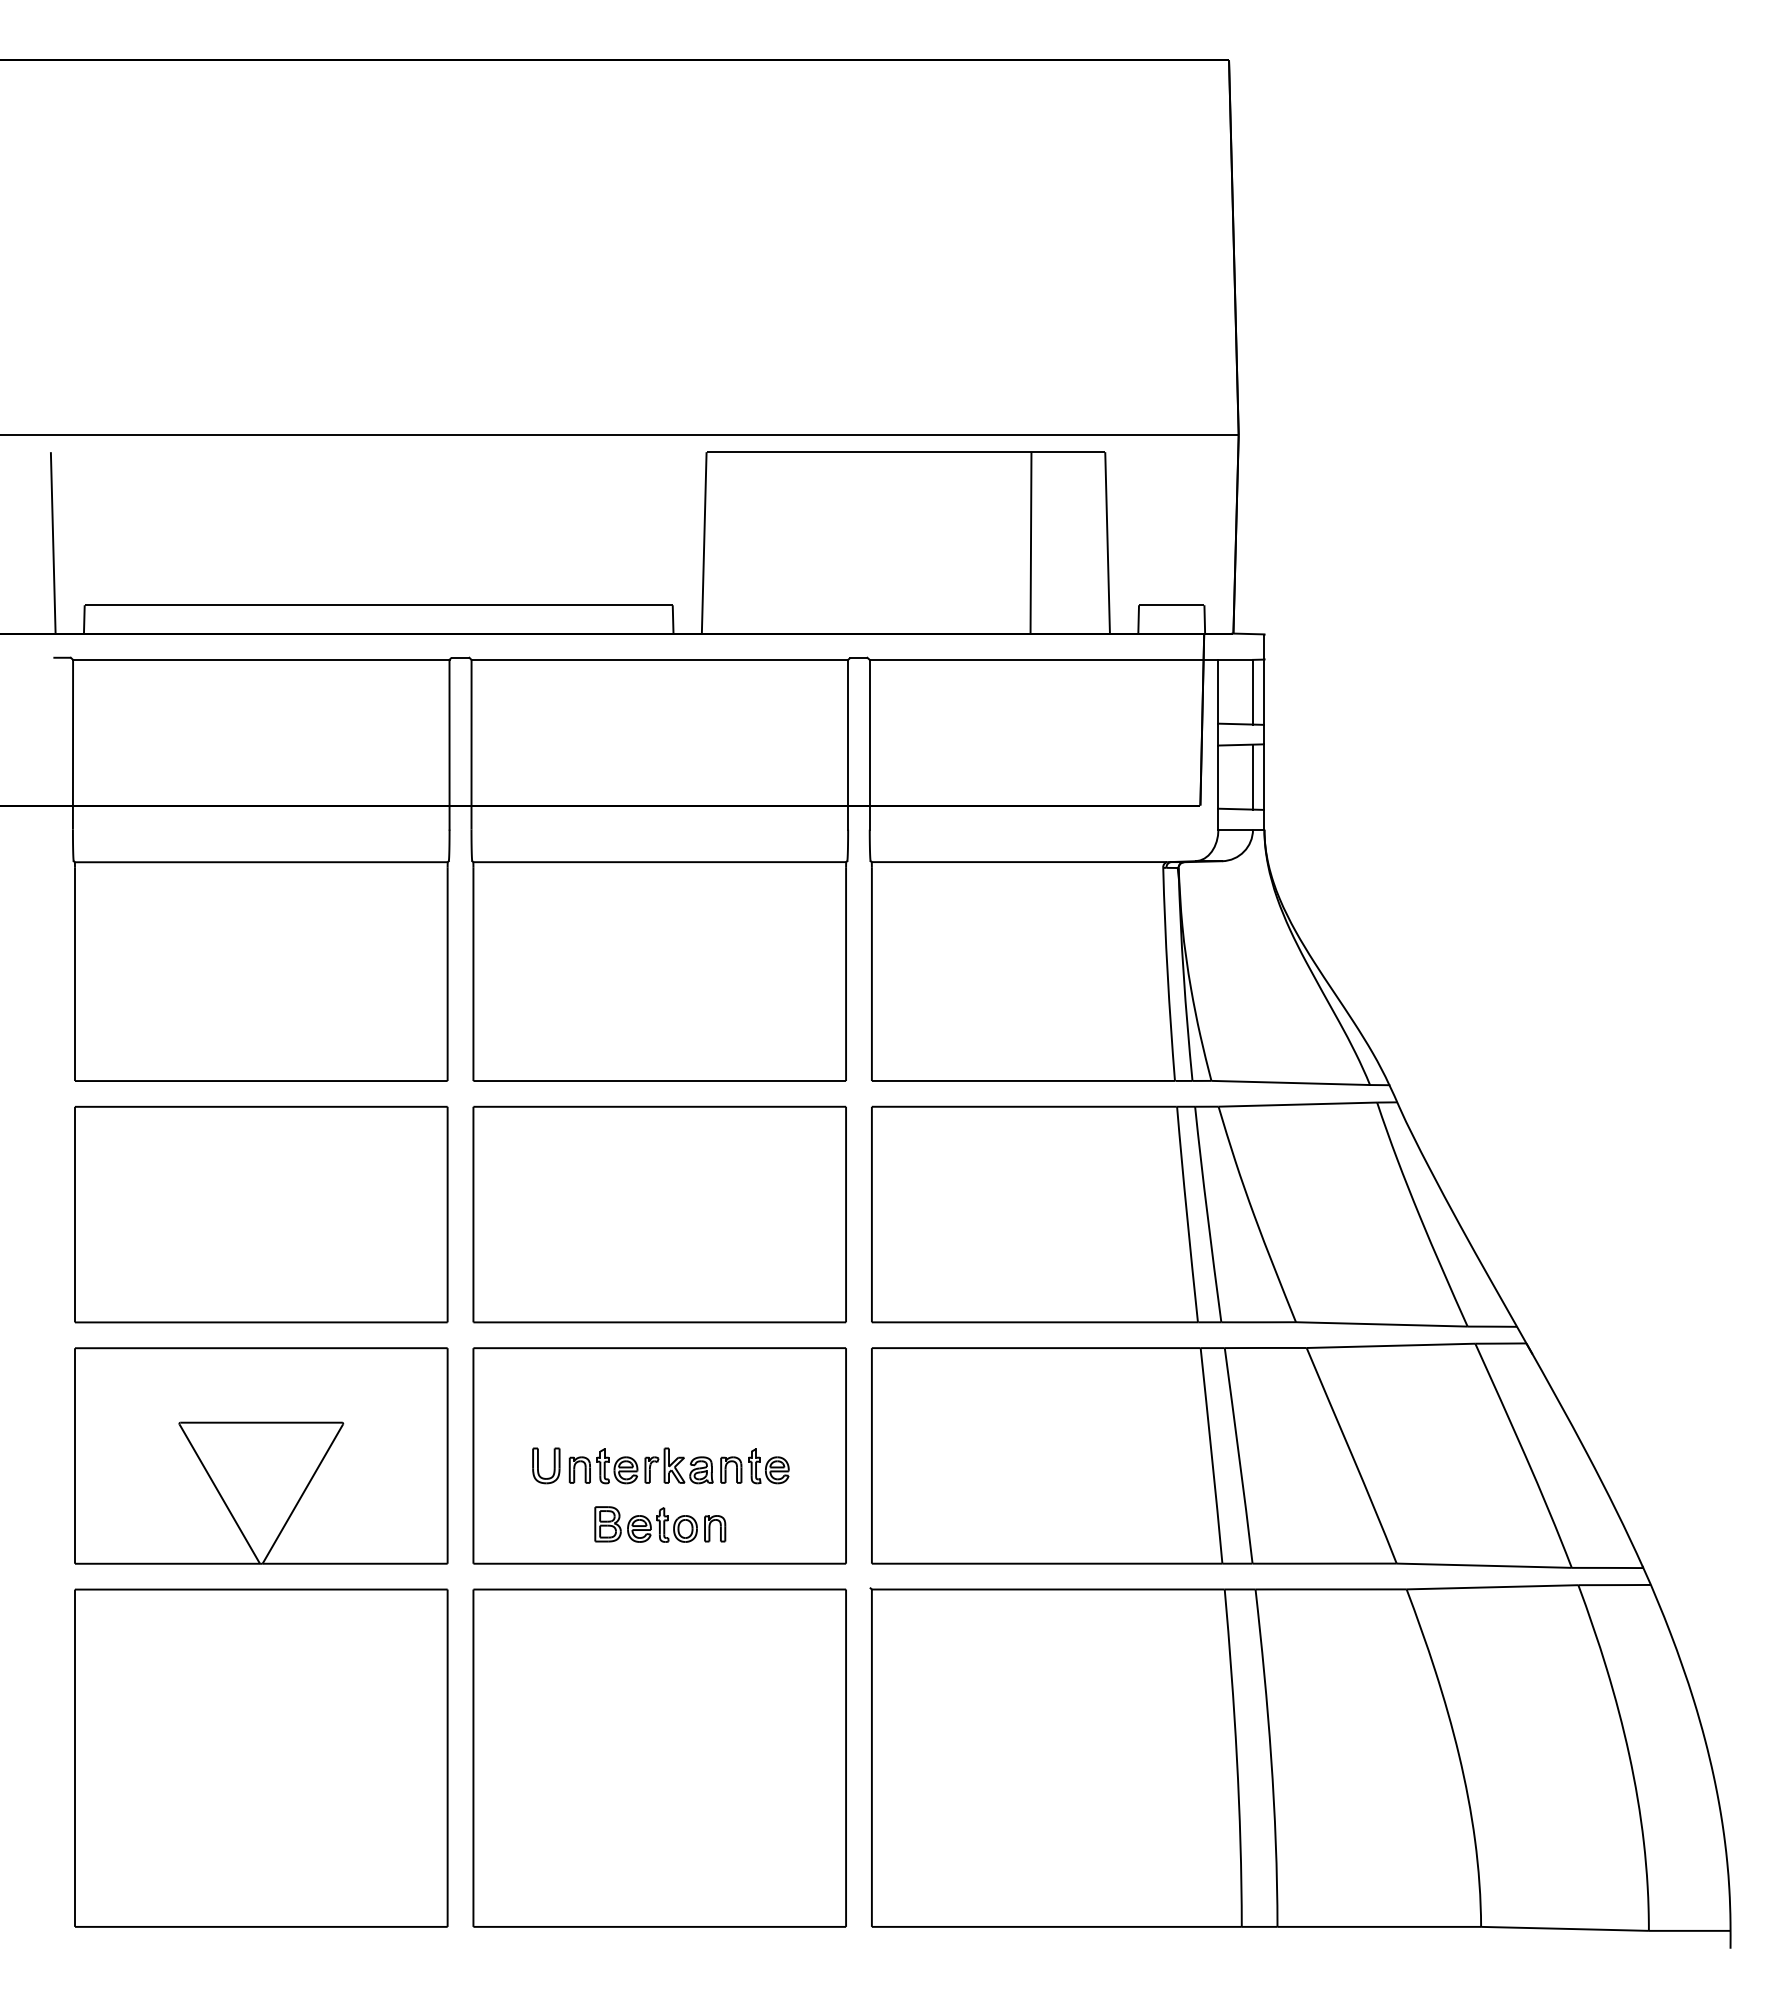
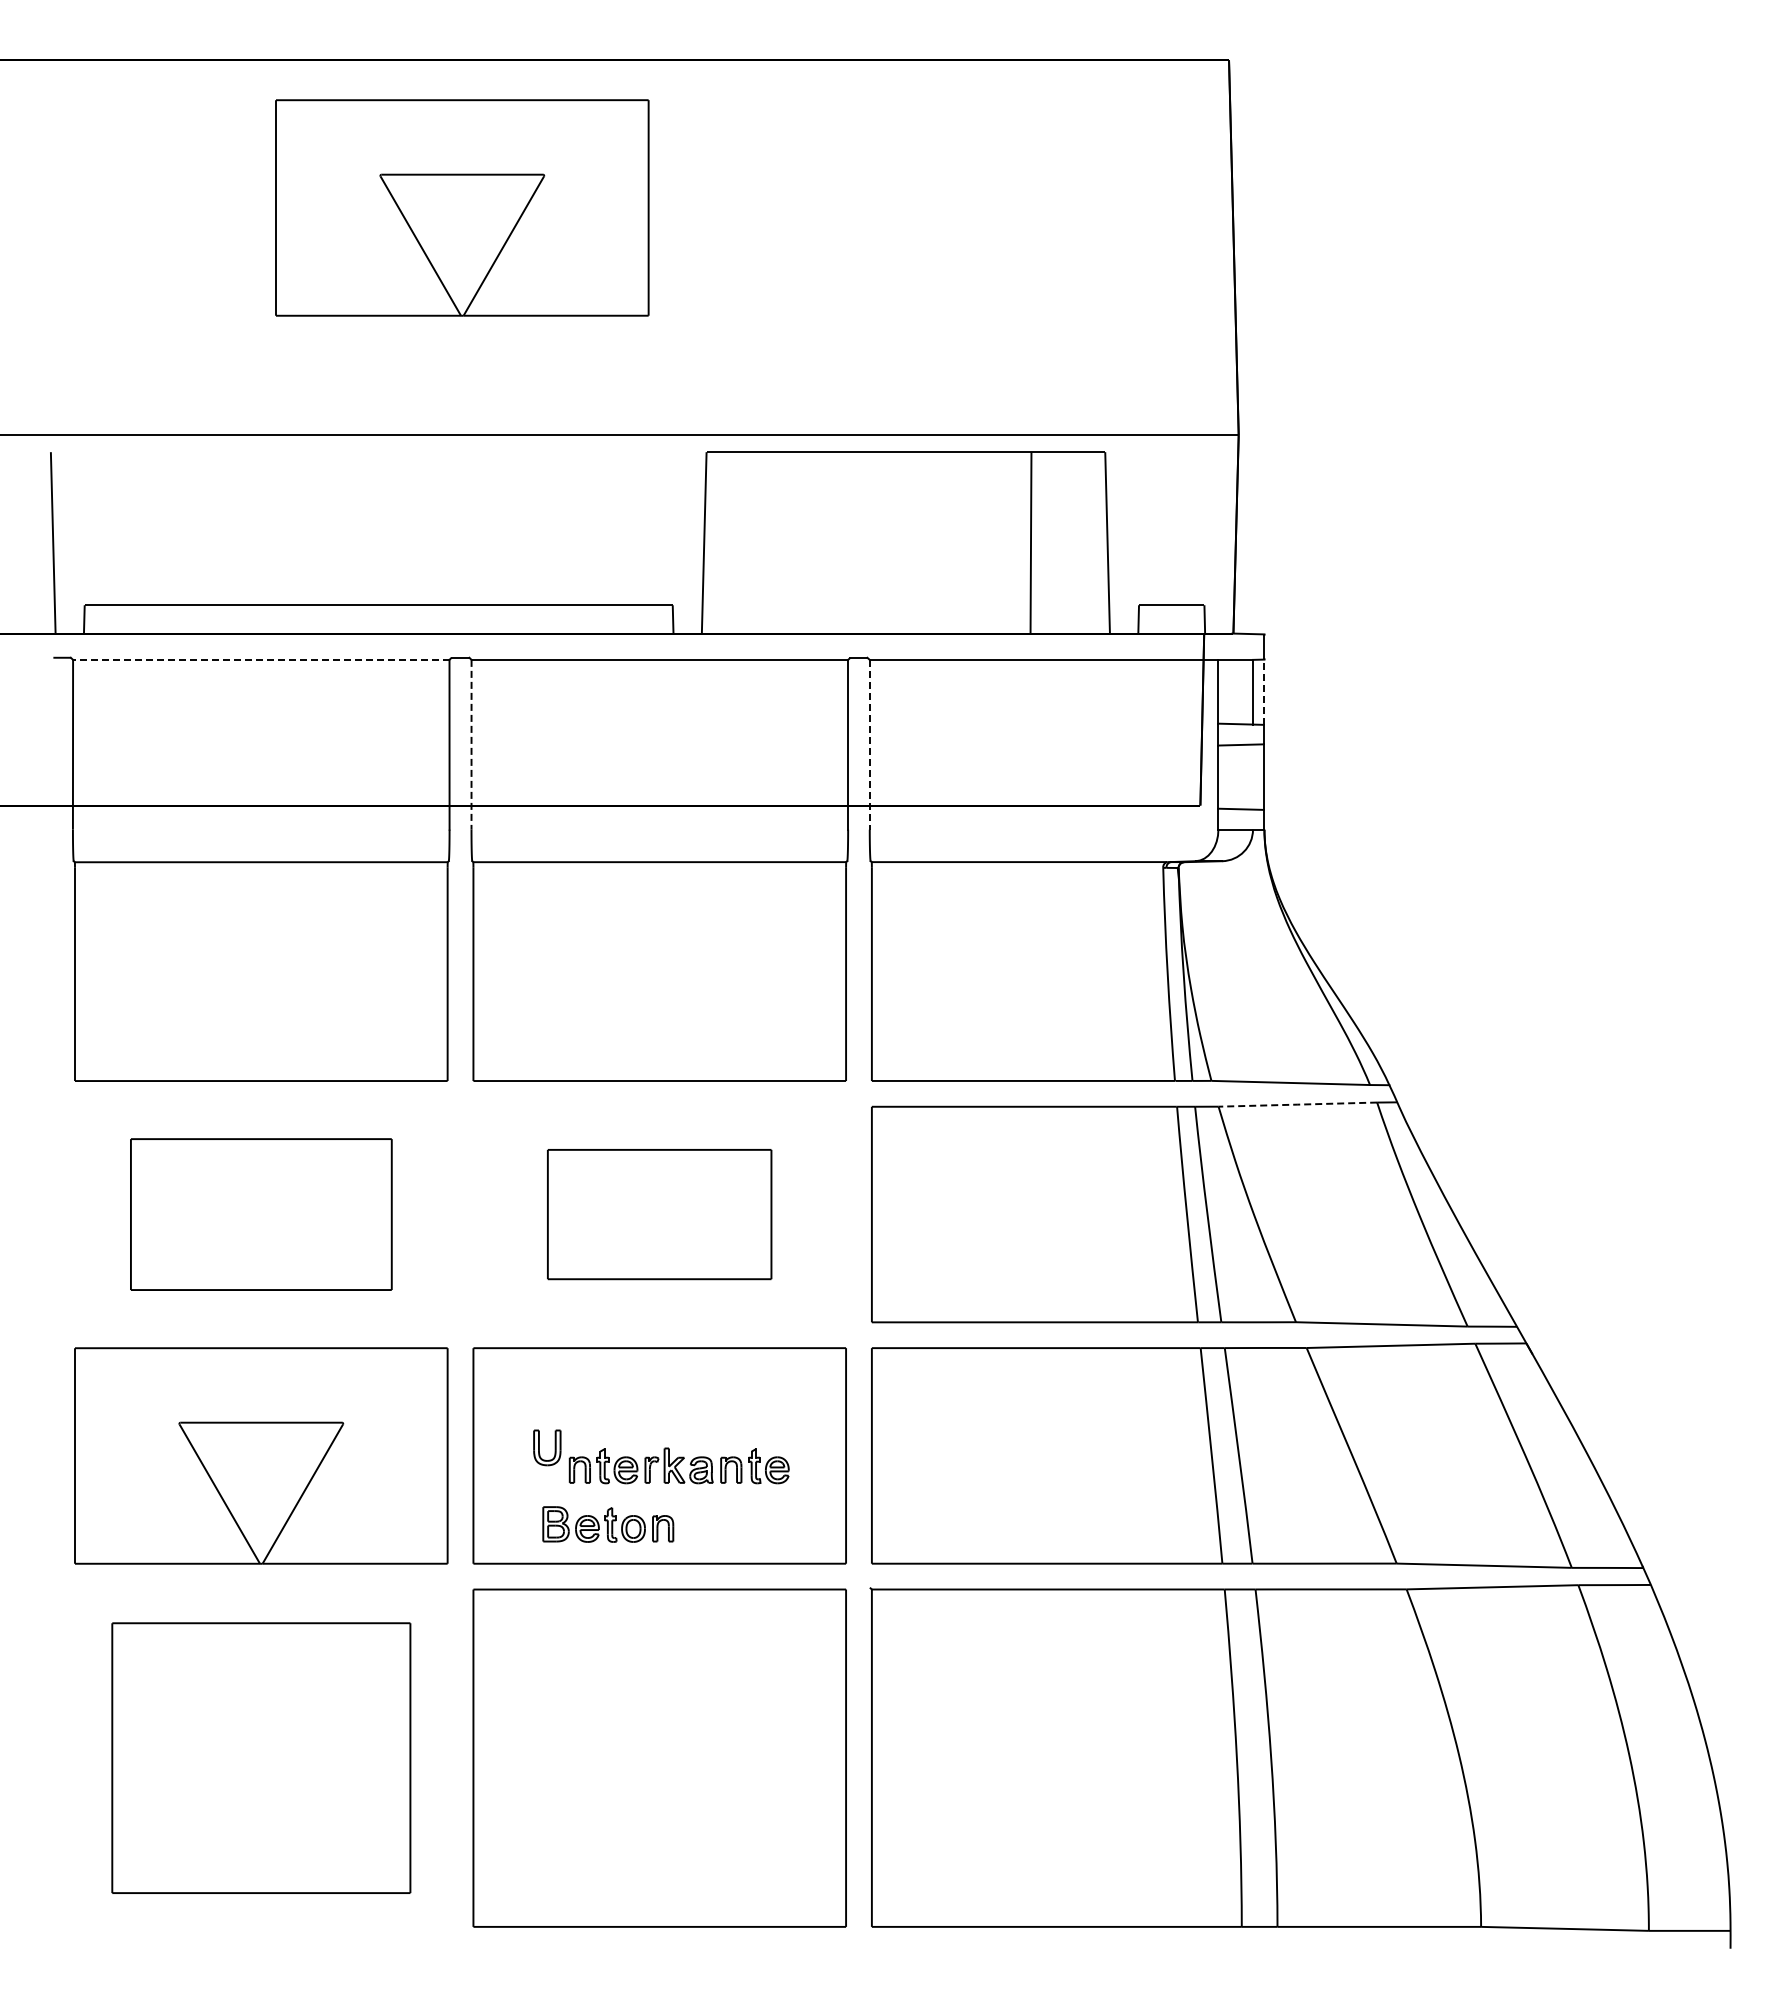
part: none -> present (462, 207)
line: solid -> dashed (260, 659)
line: solid -> dashed (1264, 692)
line: solid -> dashed (471, 744)
line: solid -> dashed (869, 744)
line: present -> none (1252, 776)
line: solid -> dashed (1297, 1104)
part size: 375x219 px -> 263x153 px (261, 1214)
part size: 375x219 px -> 226x132 px (659, 1214)
part position: (553, 1465) -> (554, 1447) (554, 1447)
part position: (660, 1524) -> (608, 1524) (608, 1524)
part size: 375x340 px -> 301x272 px (261, 1757)
